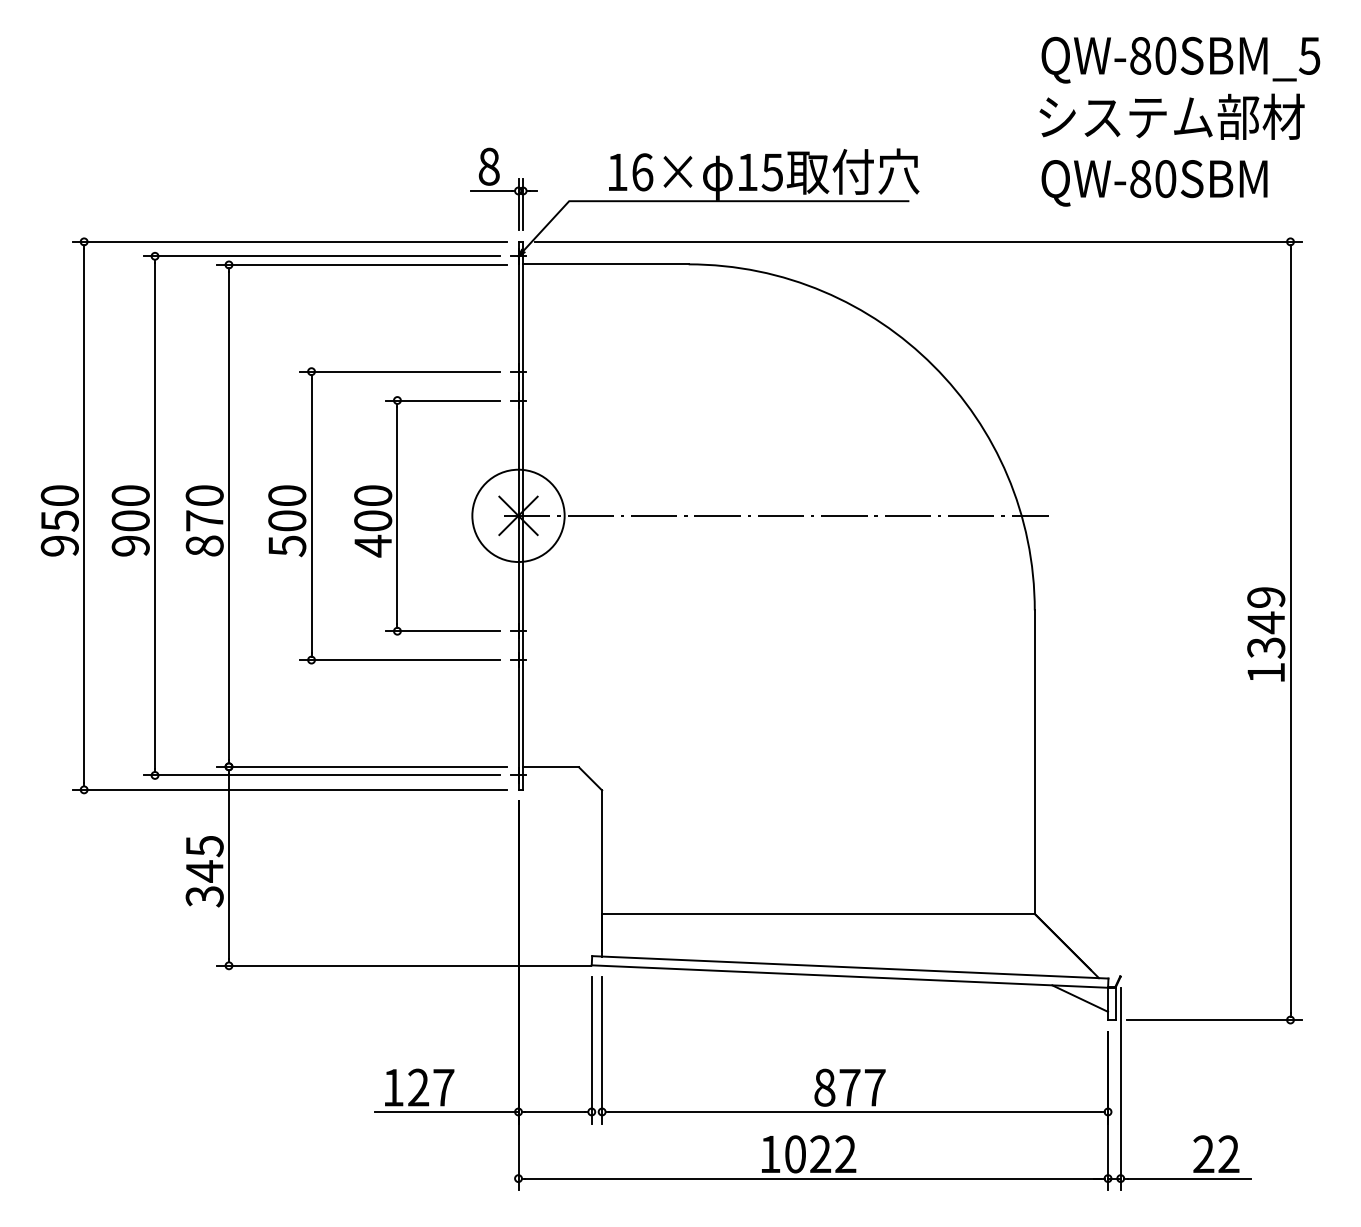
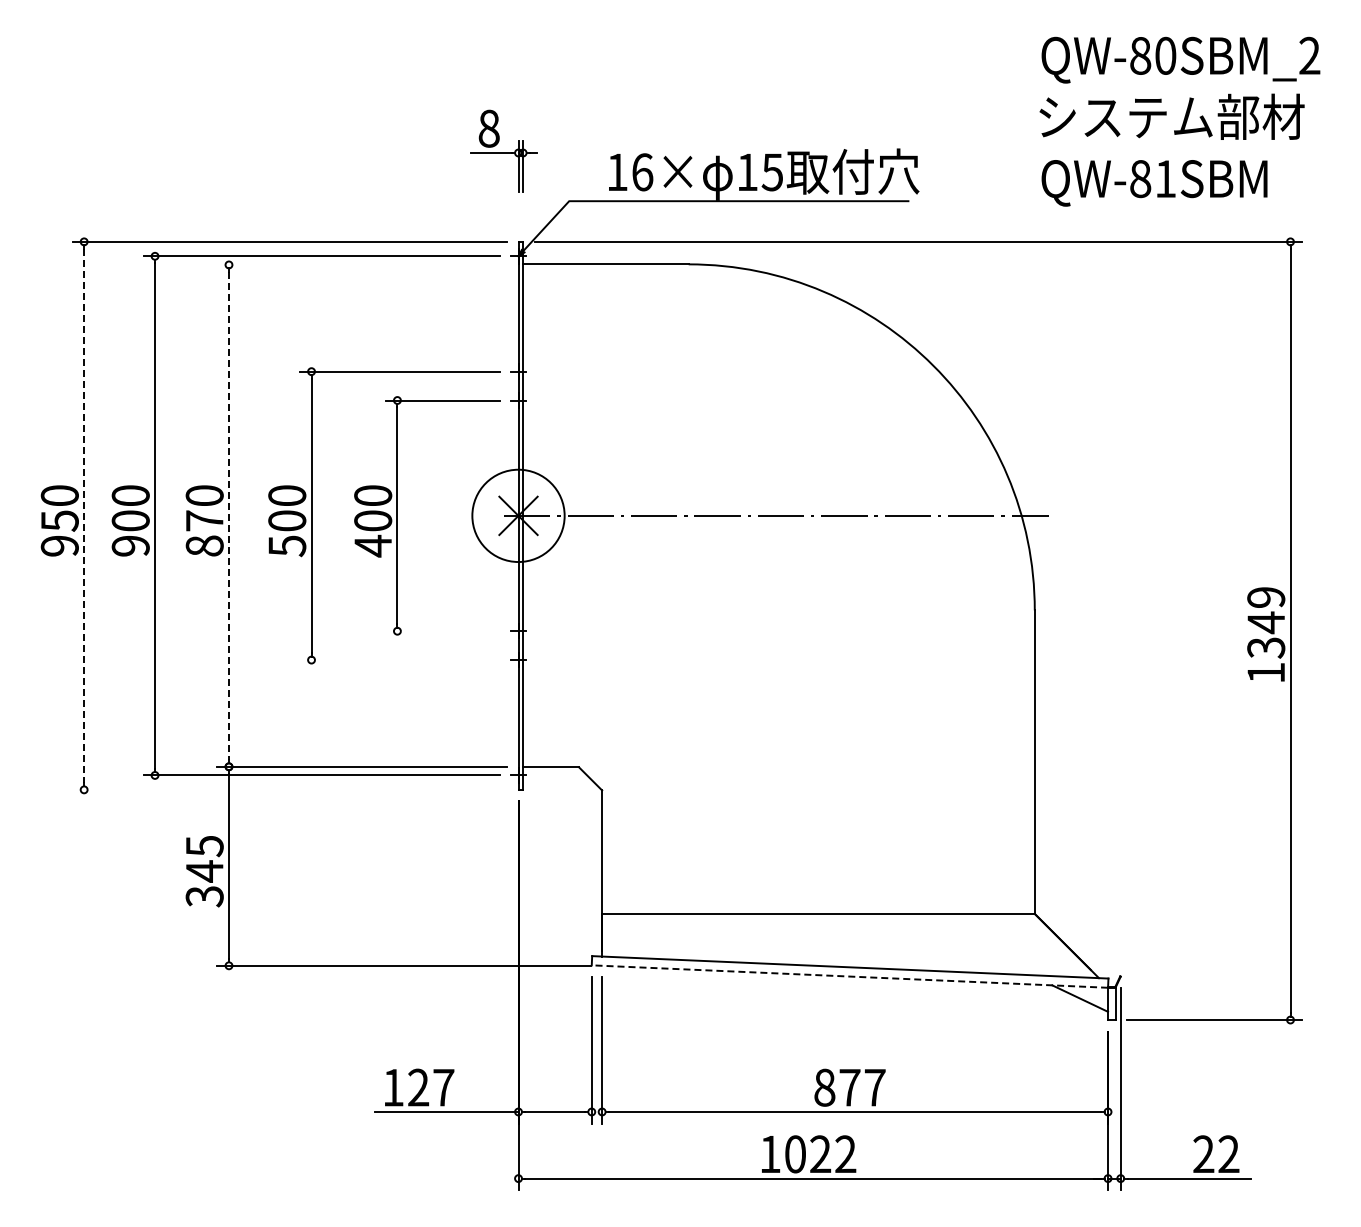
text: QW-80SBM_5 -> QW-80SBM_2 (1309, 55)
text: QW-80SBM -> QW-81SBM (1165, 179)
part position: (503, 188) -> (503, 150) (503, 150)
line: present -> none (361, 264)
line: solid -> dashed (84, 516)
line: solid -> dashed (229, 516)
line: present -> none (442, 631)
line: present -> none (399, 660)
line: present -> none (289, 789)
line: solid -> dashed (849, 976)
